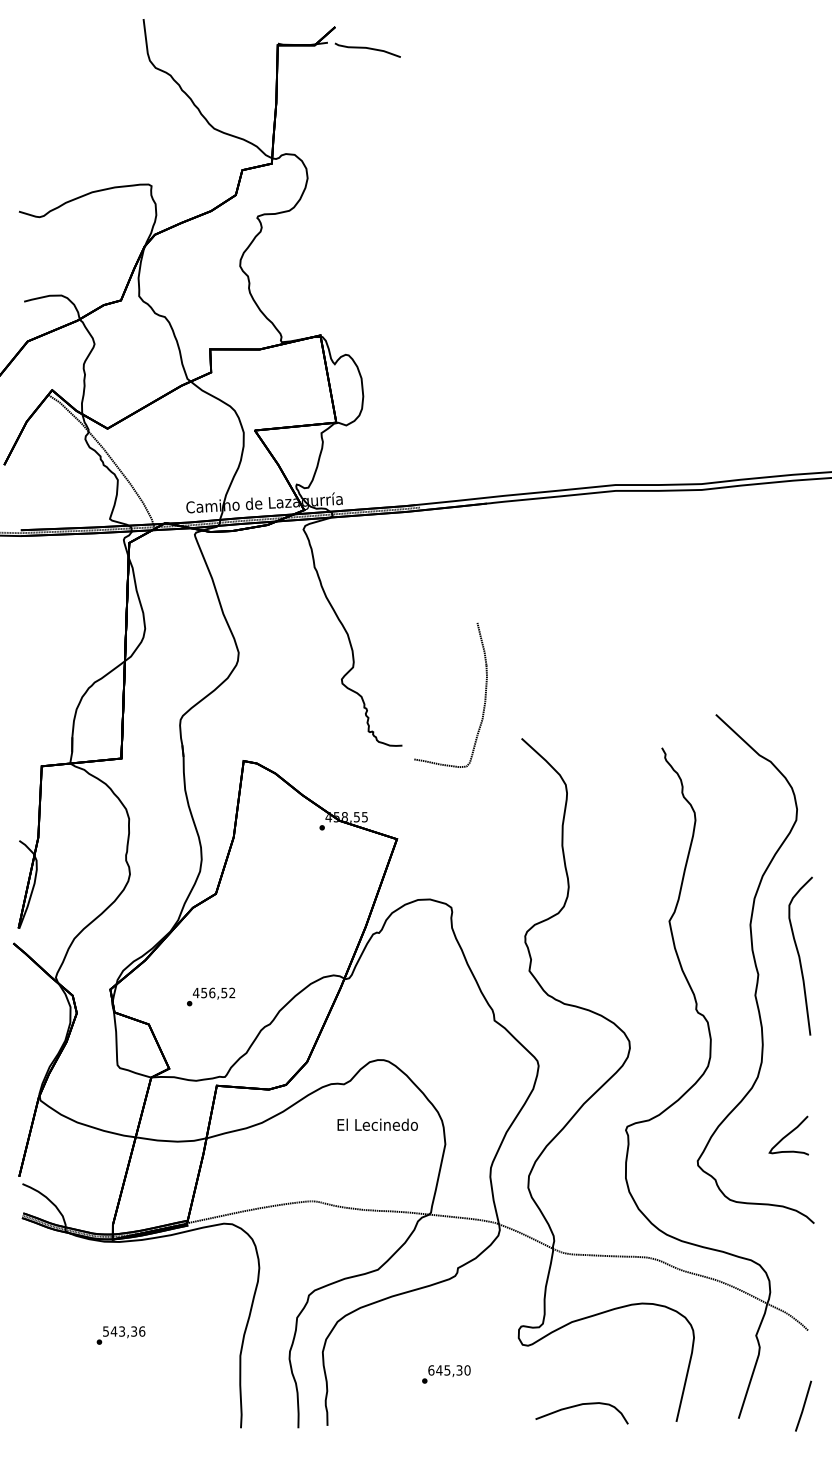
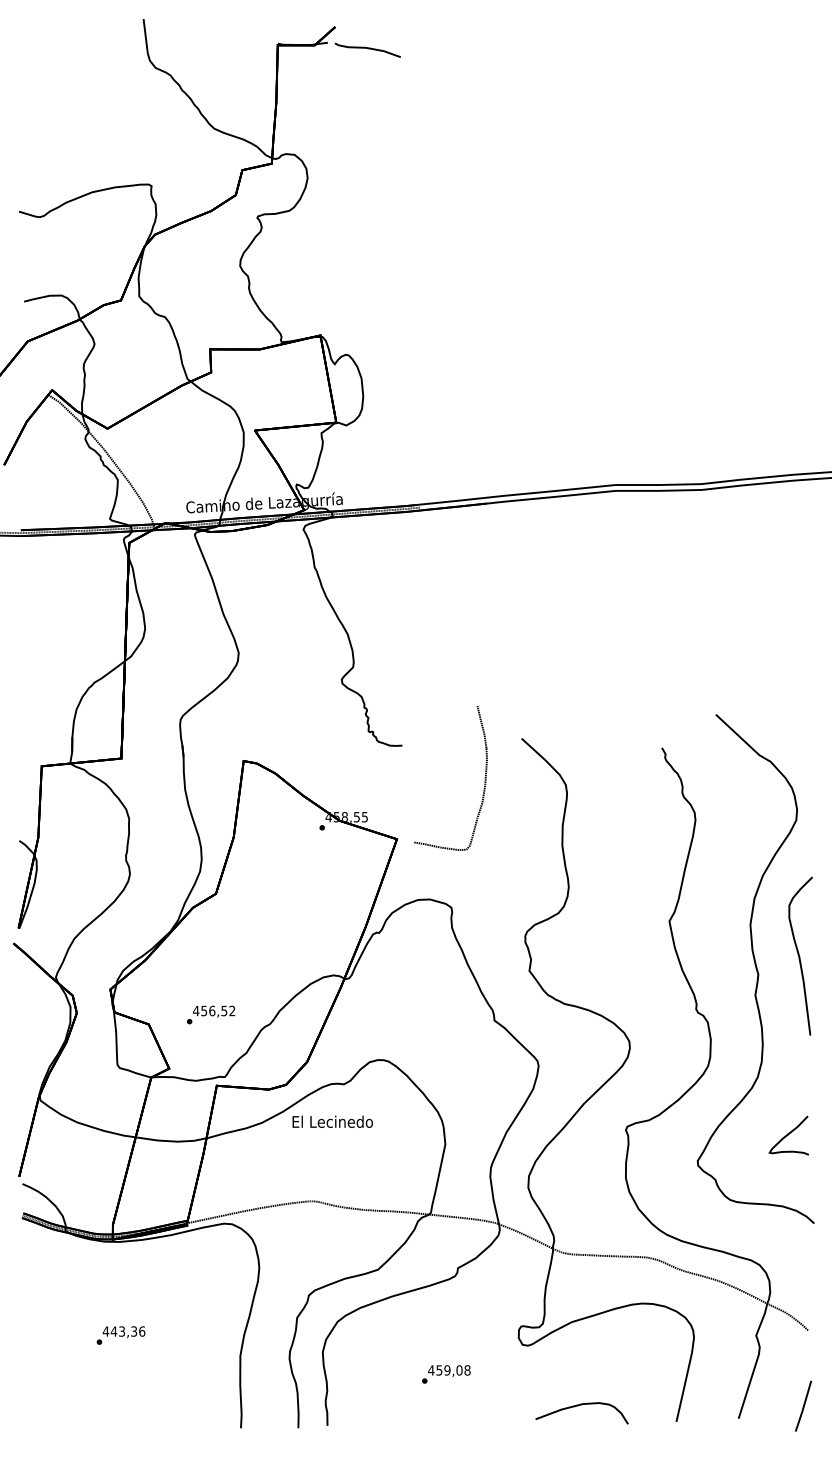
curve position: (484, 694) -> (484, 777) (484, 777)
text position: (211, 996) -> (211, 1014) (211, 1014)
text position: (377, 1124) -> (332, 1121) (332, 1121)
text: 543,36 -> 443,36 (105, 1331)
text: 645,30 -> 459,08 (449, 1370)
